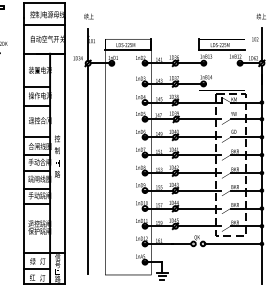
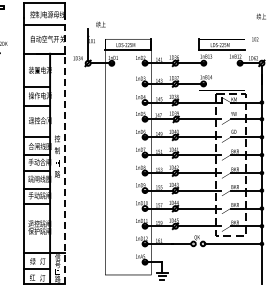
text position: (88, 16) -> (100, 24) (100, 24)
line: present -> none (261, 44)
line: solid -> dashed (64, 150)
line: present -> none (88, 169)
